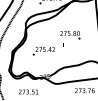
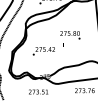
text position: (28, 91) -> (38, 91) (38, 91)
